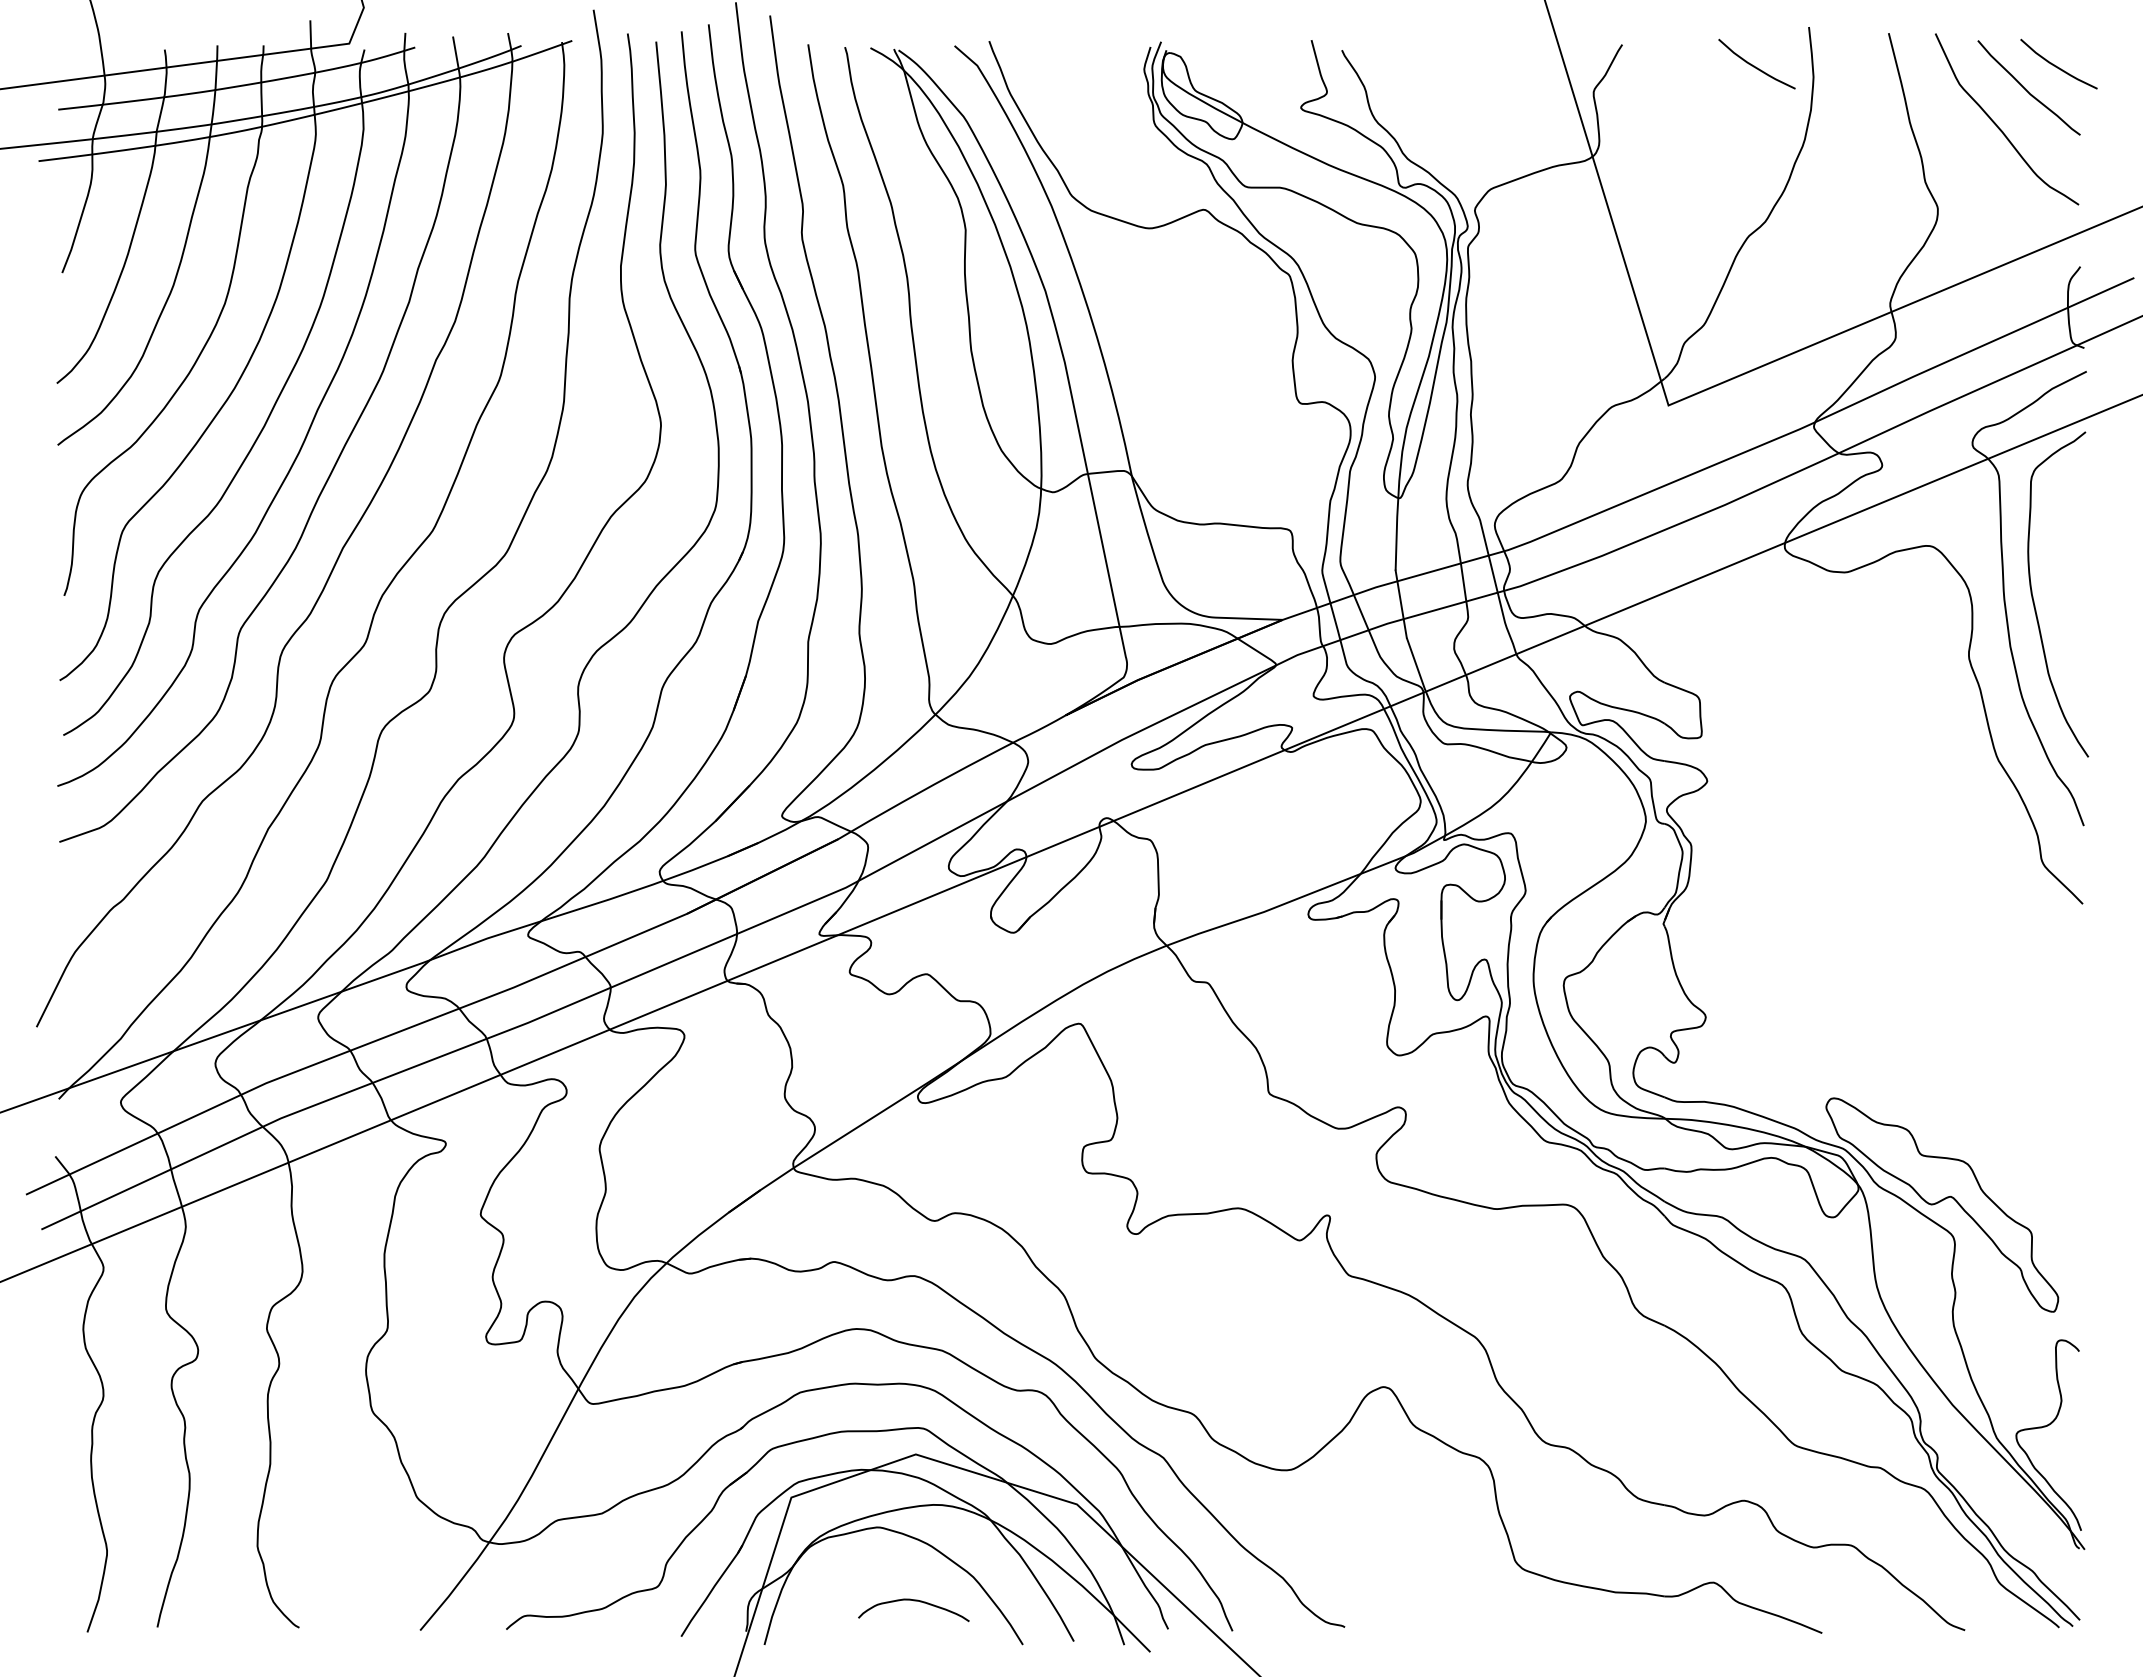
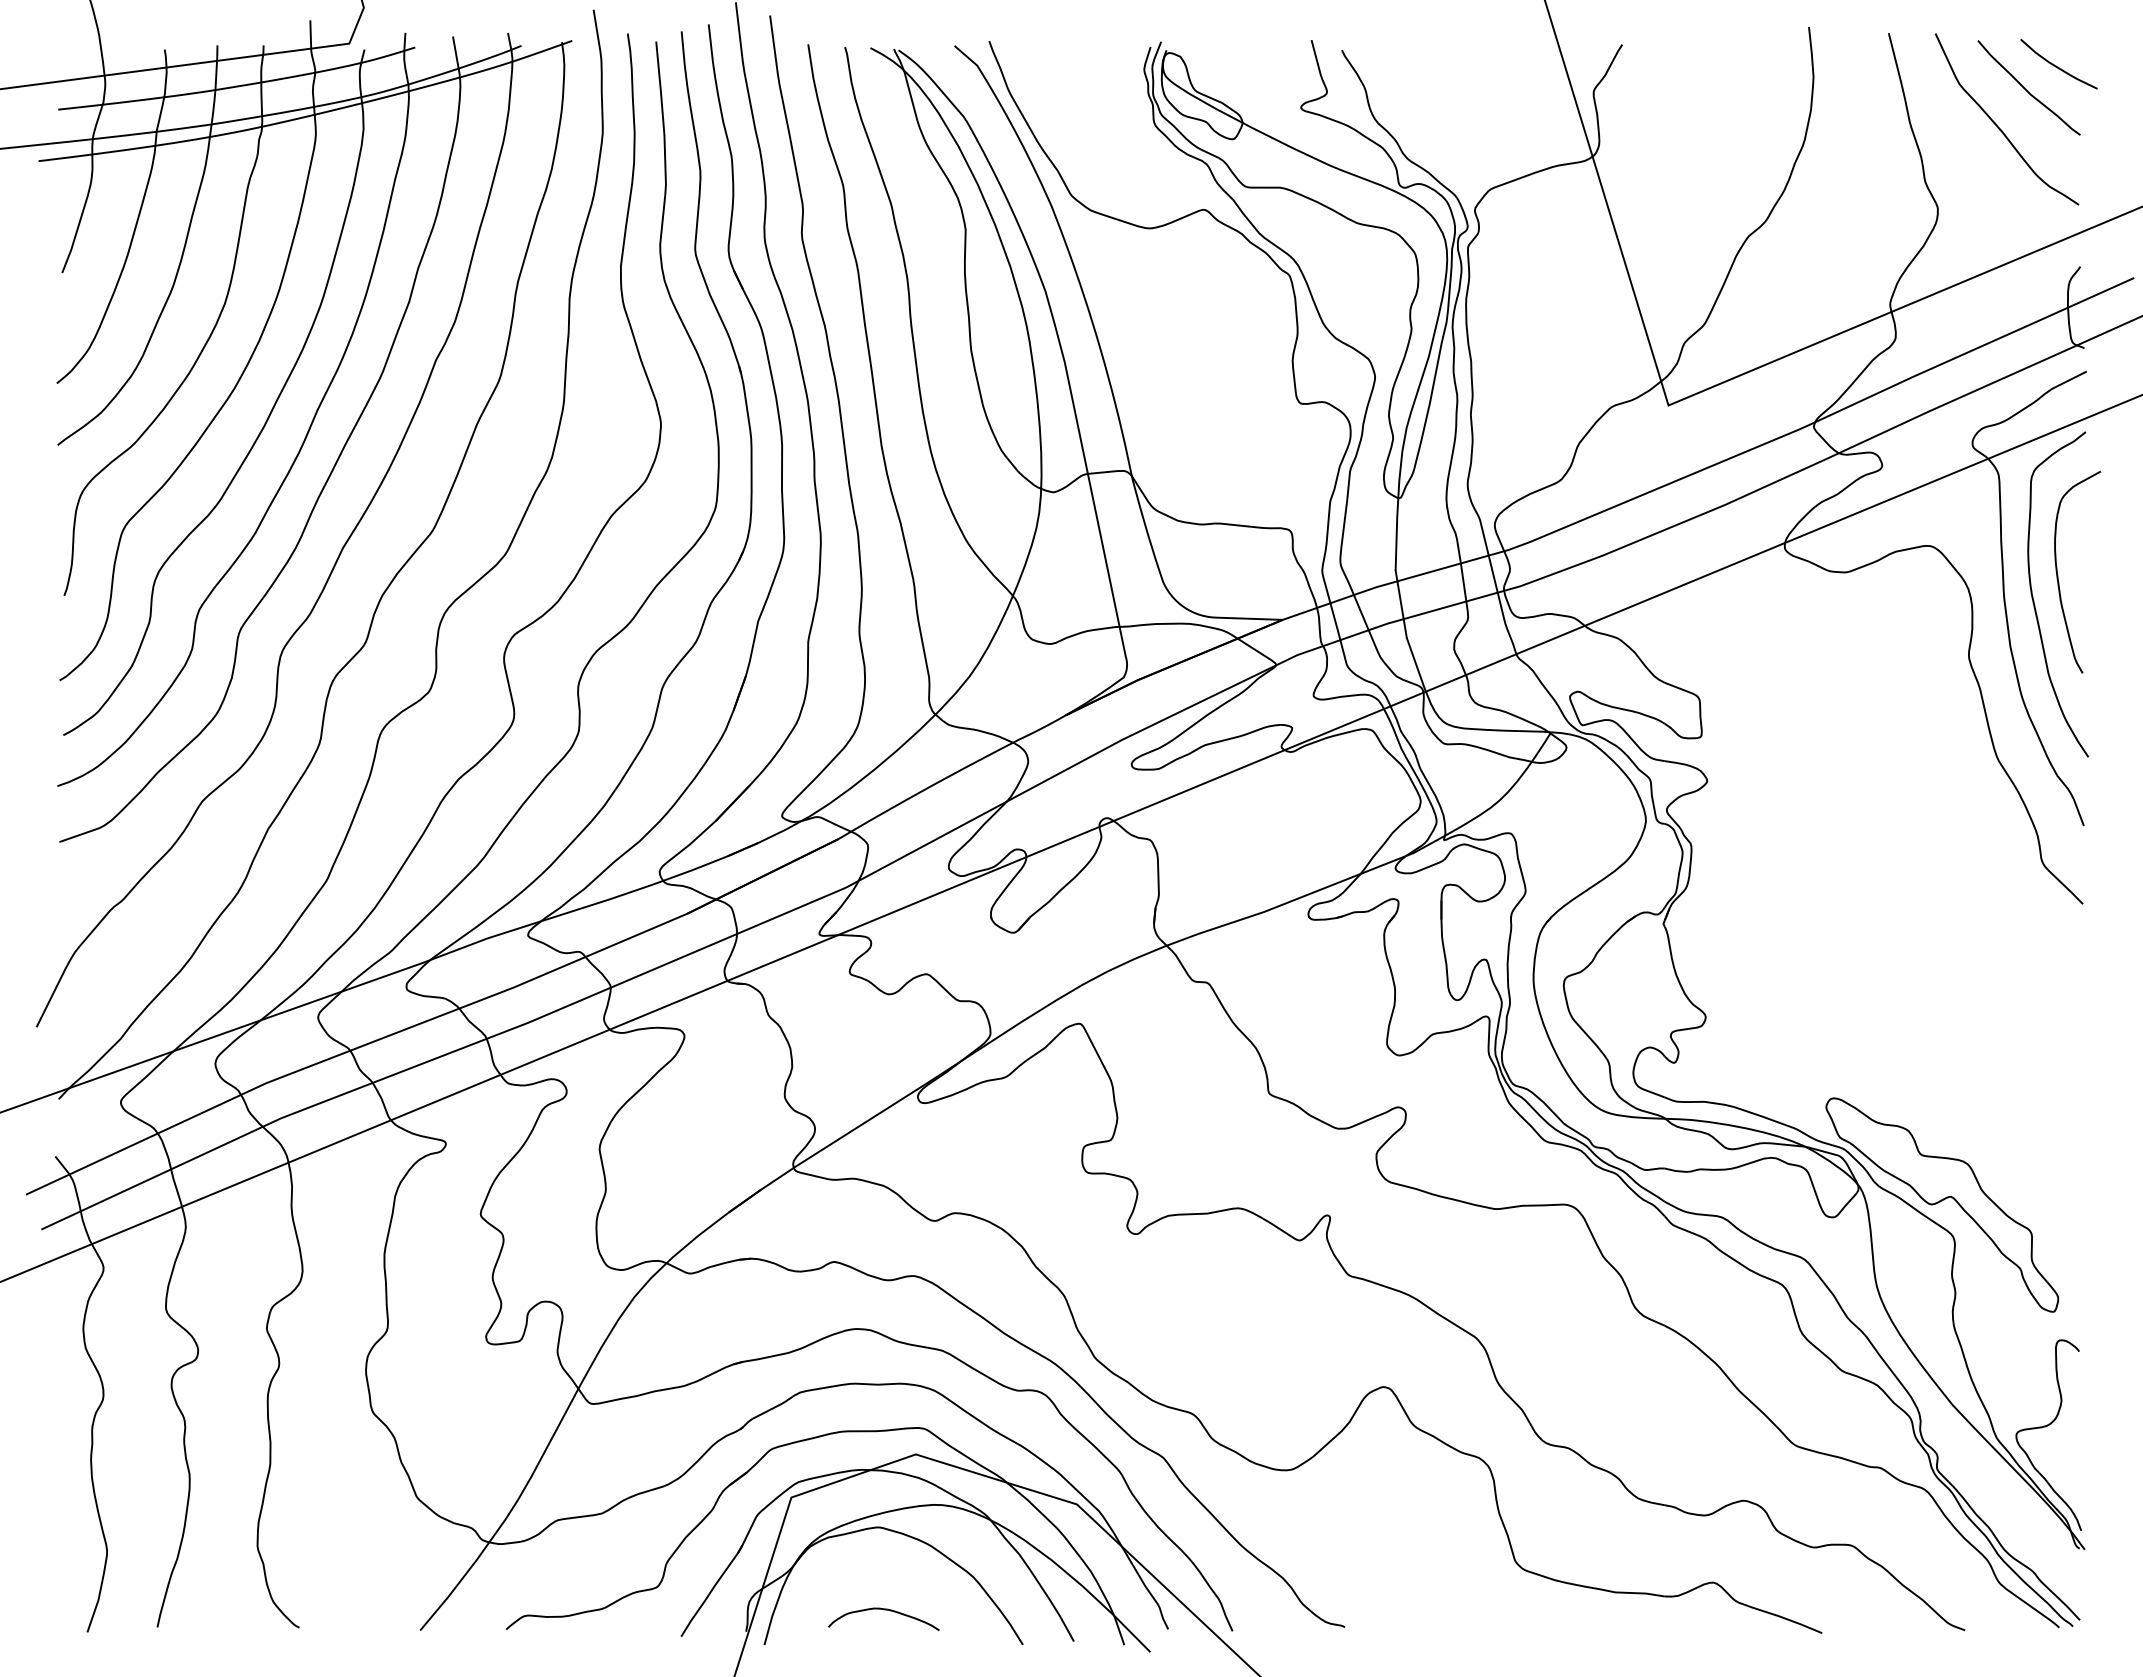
curve: present -> none (1754, 65)
curve: none -> present (2058, 575)
curve position: (913, 1601) -> (883, 1610) (883, 1610)
